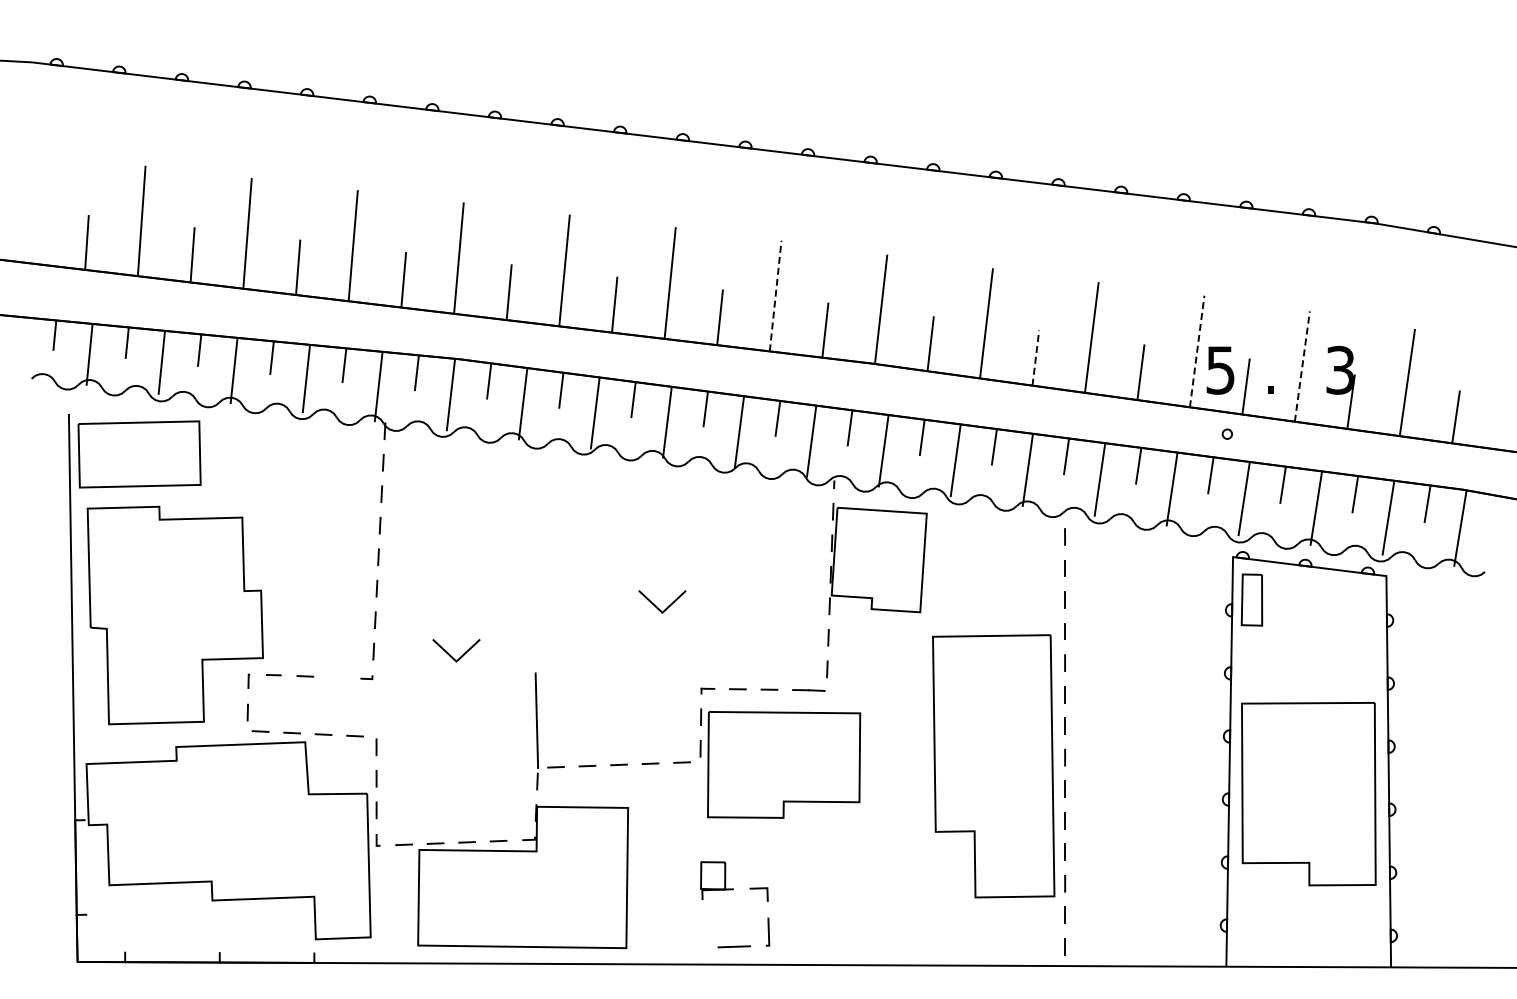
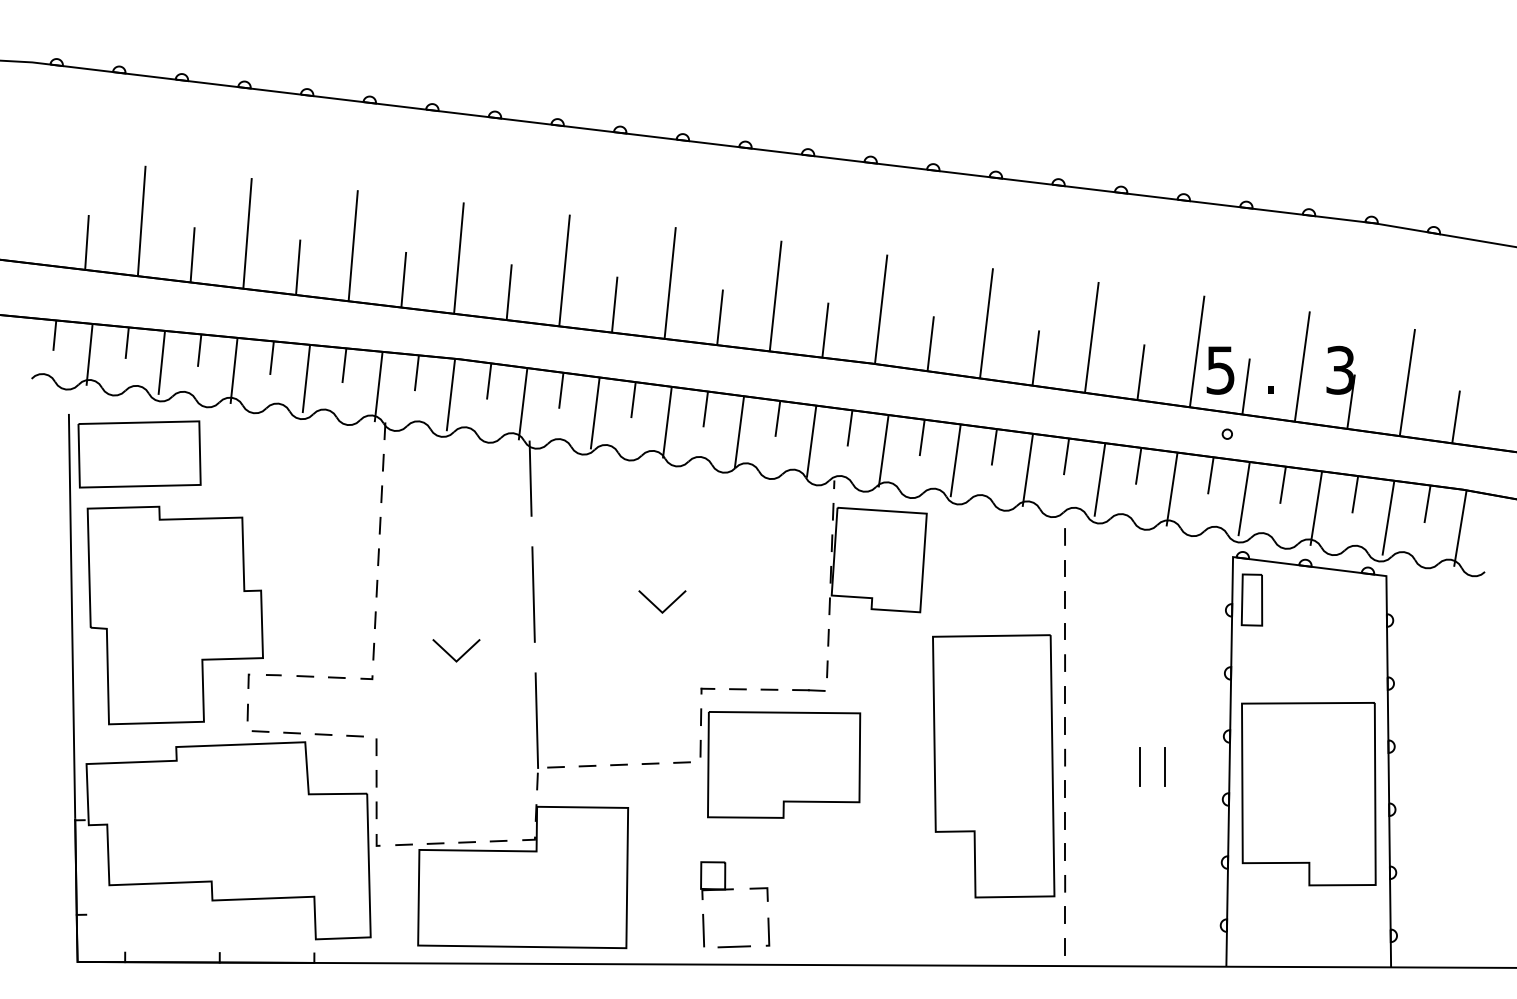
line: dashed -> solid (775, 296)
line: dashed -> solid (1197, 351)
line: dashed -> solid (1035, 358)
line: dashed -> solid (1302, 366)
line: none -> present (530, 478)
line: none -> present (533, 594)
line: none -> present (336, 677)
line: none -> present (1140, 766)
line: none -> present (1165, 766)
line: none -> present (703, 930)
